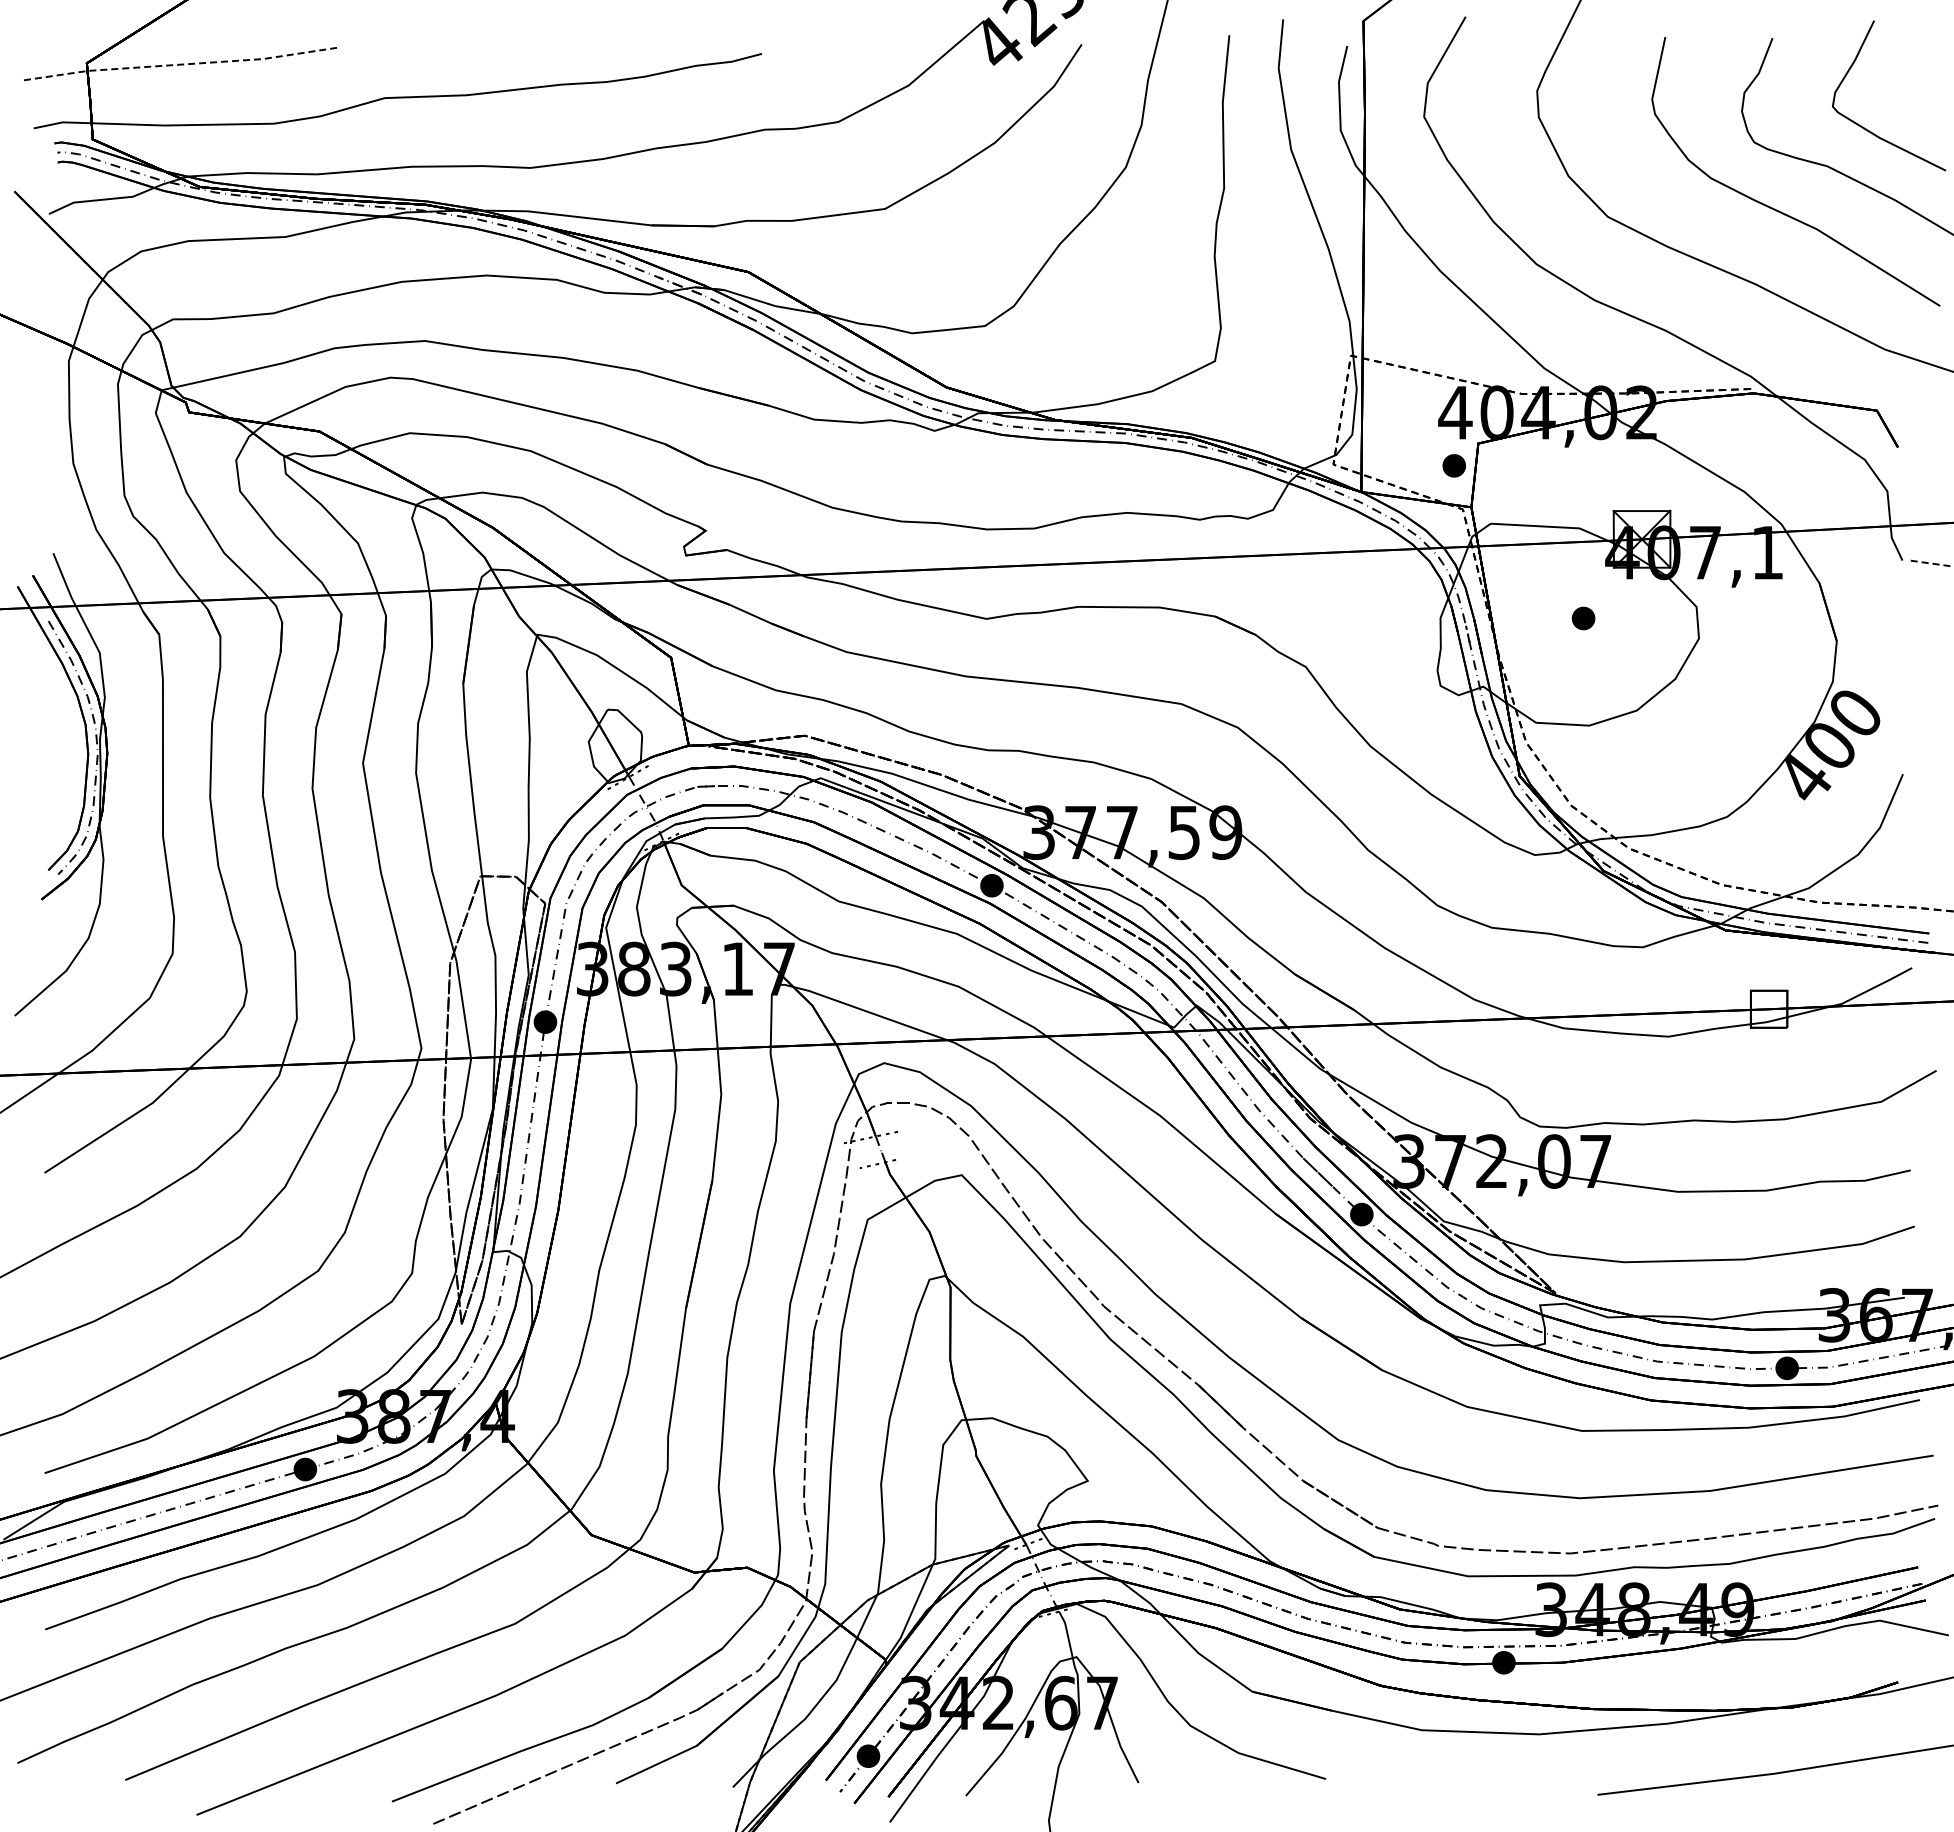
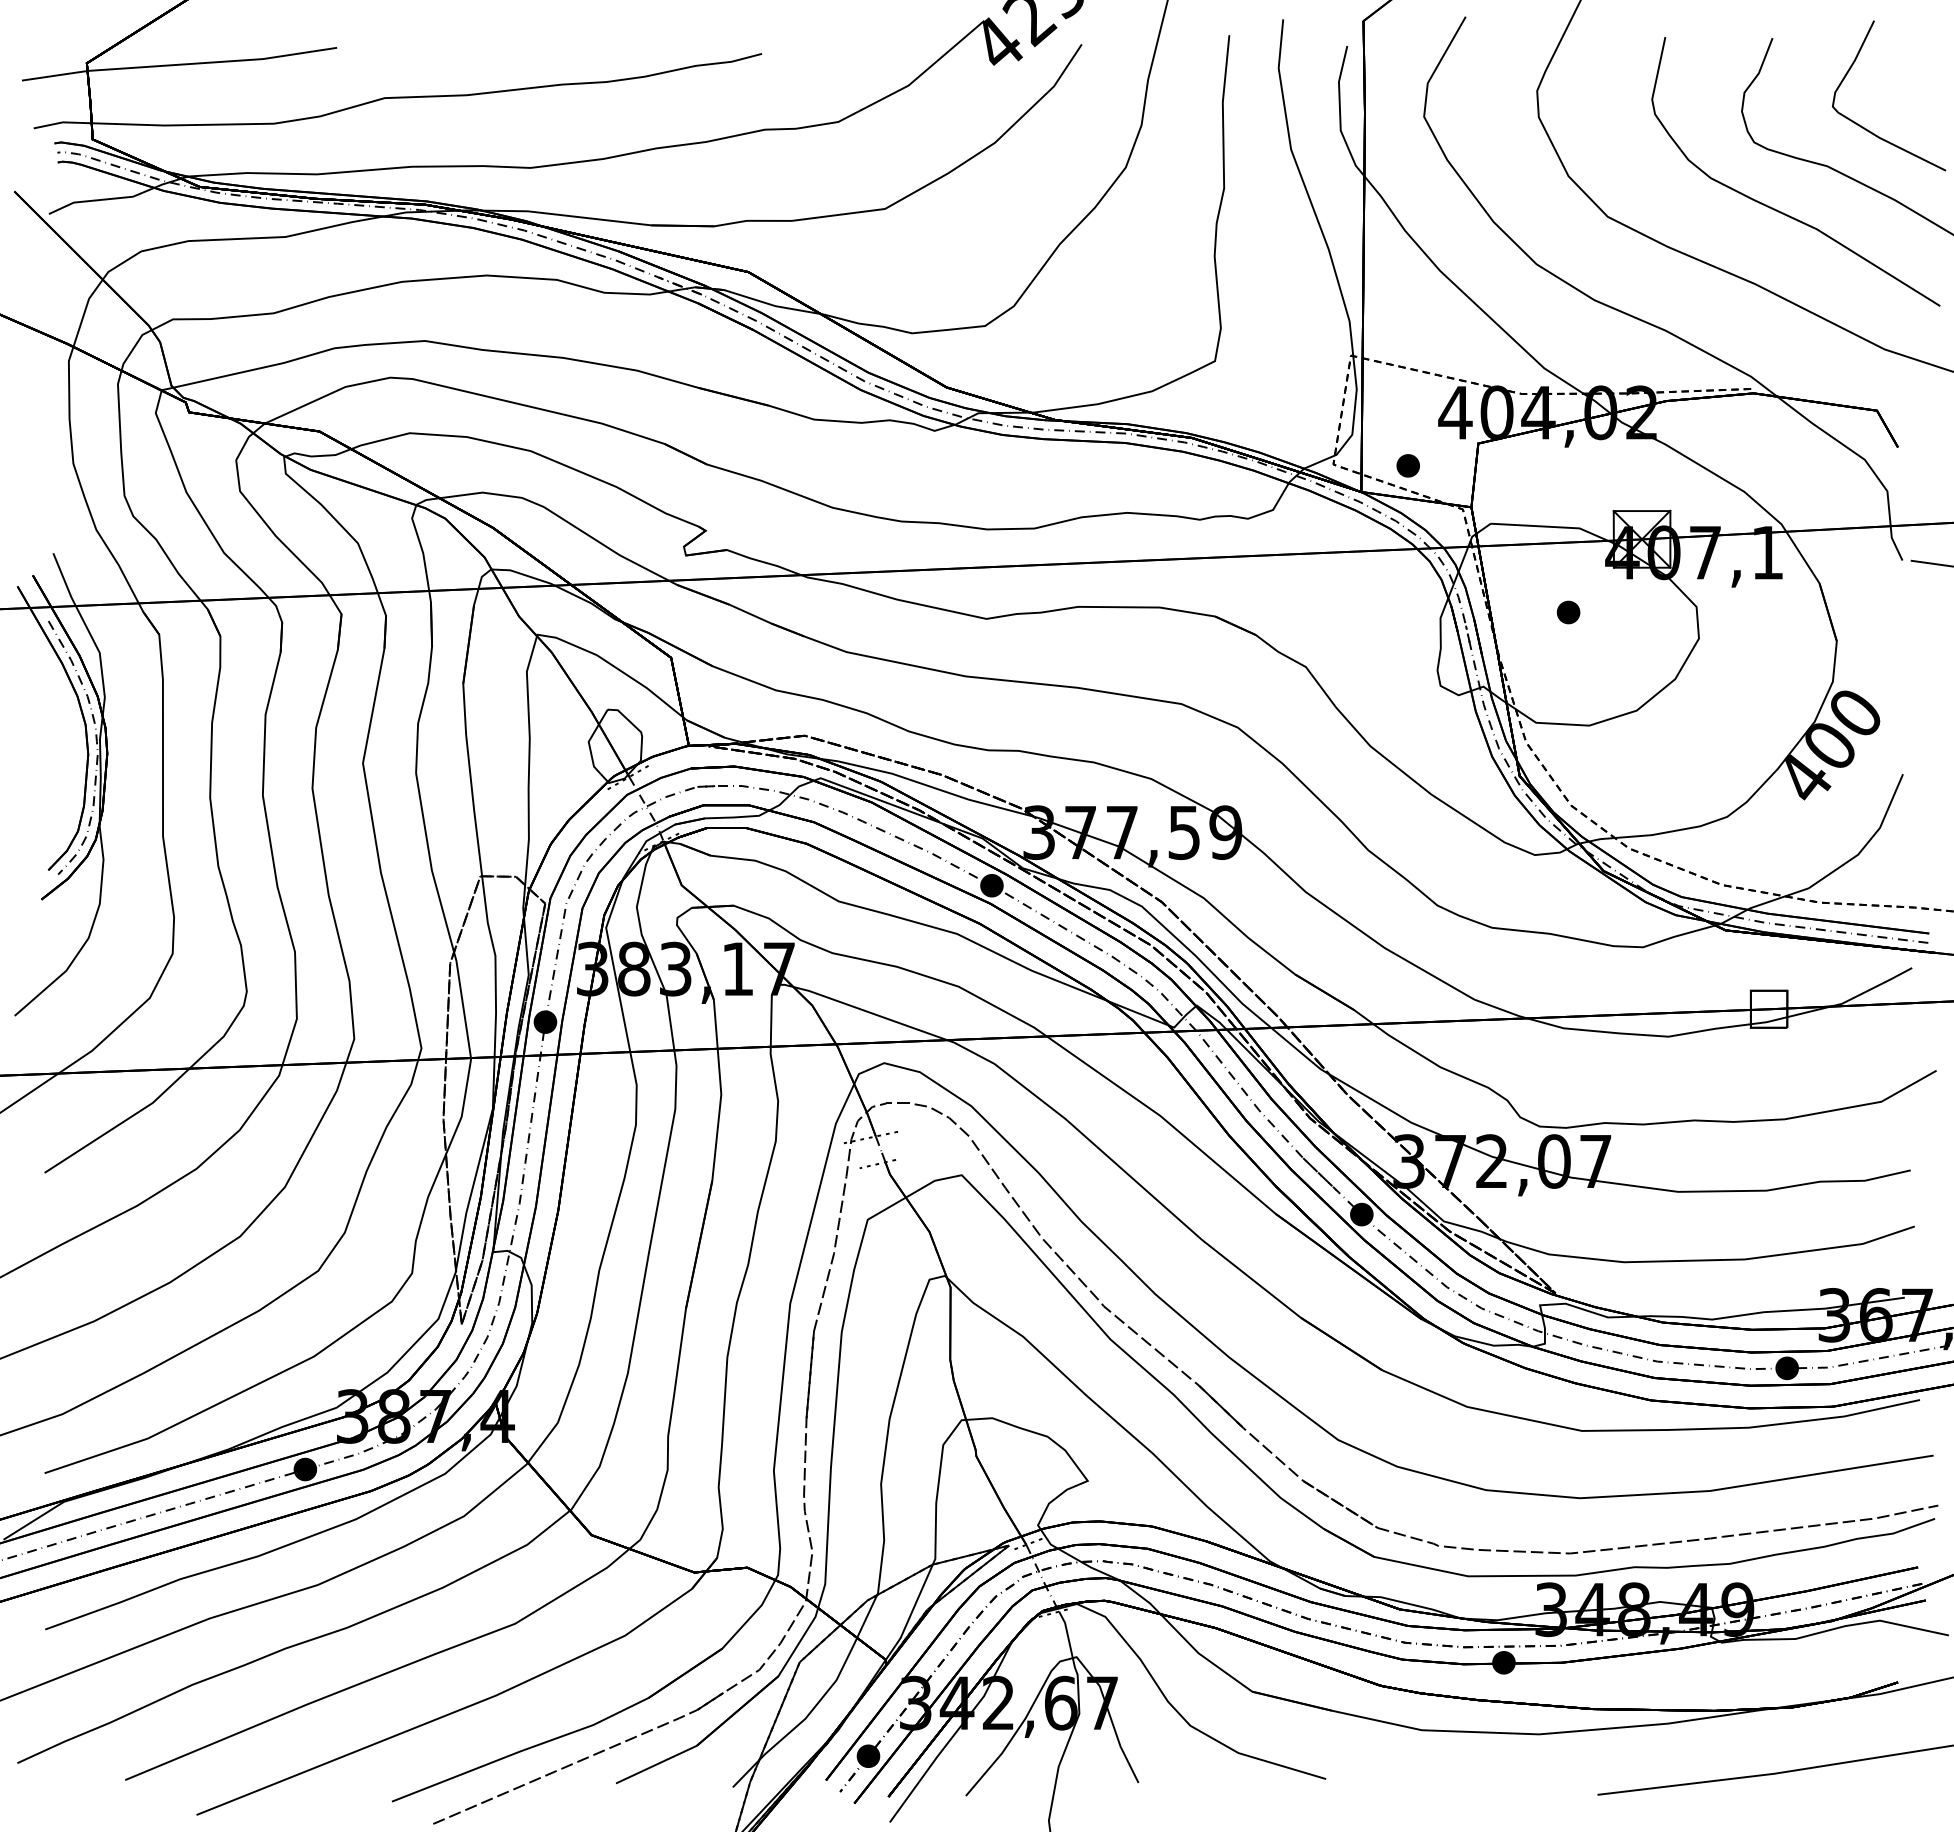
line: dashed -> solid (179, 64)
part position: (1453, 465) -> (1407, 465) (1407, 465)
line: dashed -> solid (1932, 563)
part position: (1583, 618) -> (1568, 612) (1568, 612)
